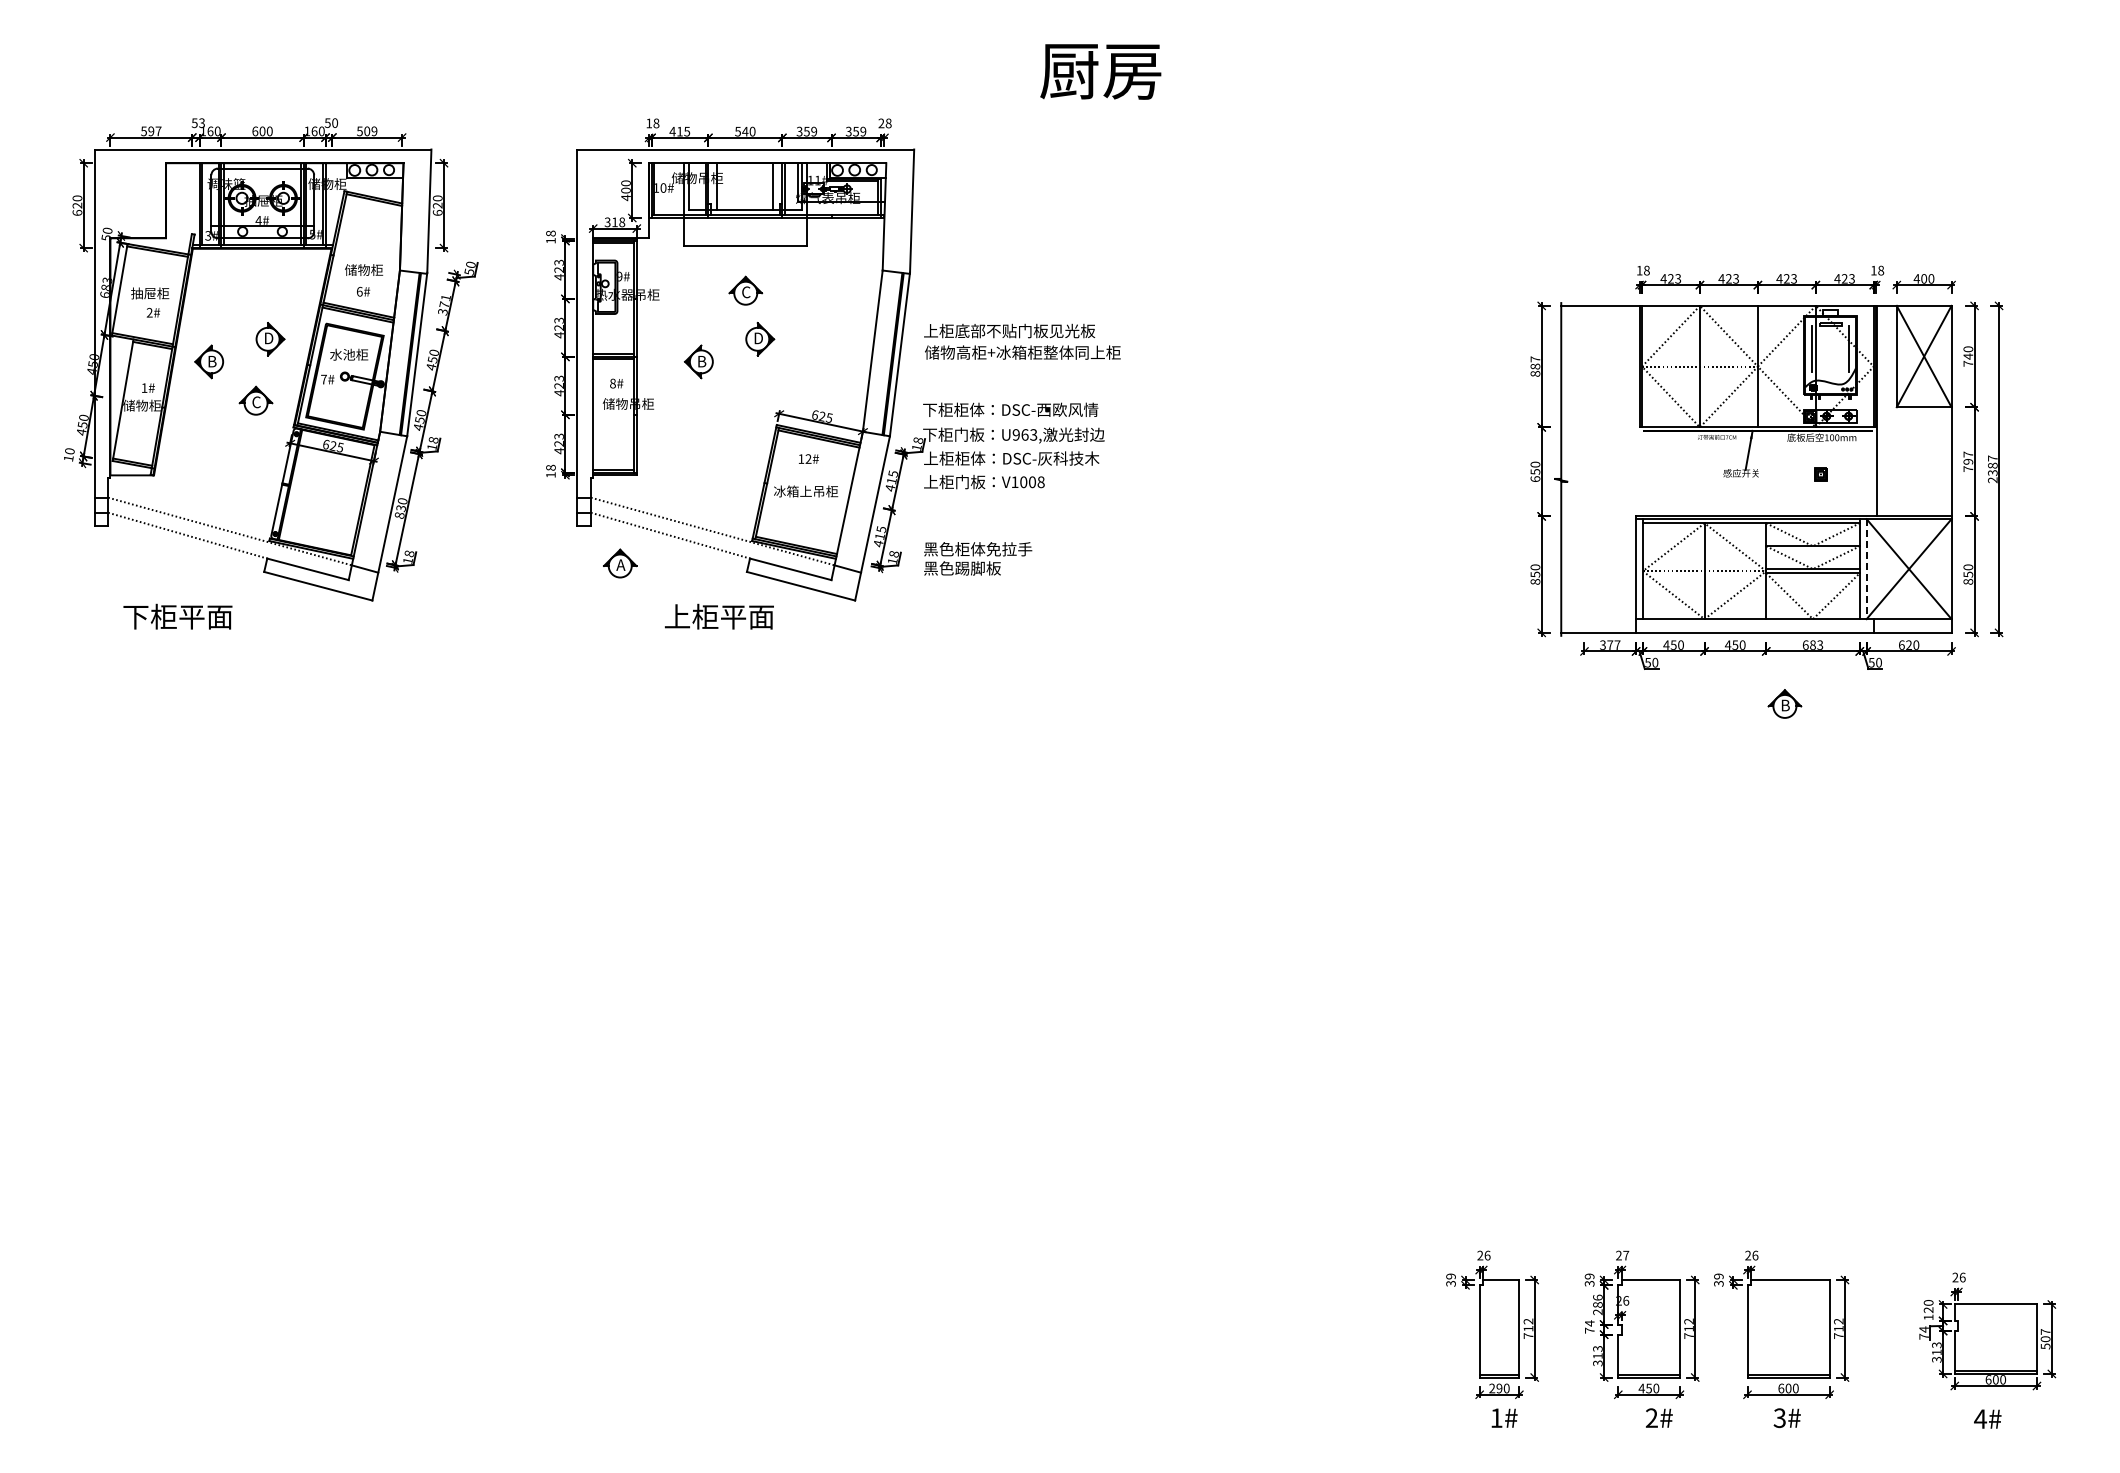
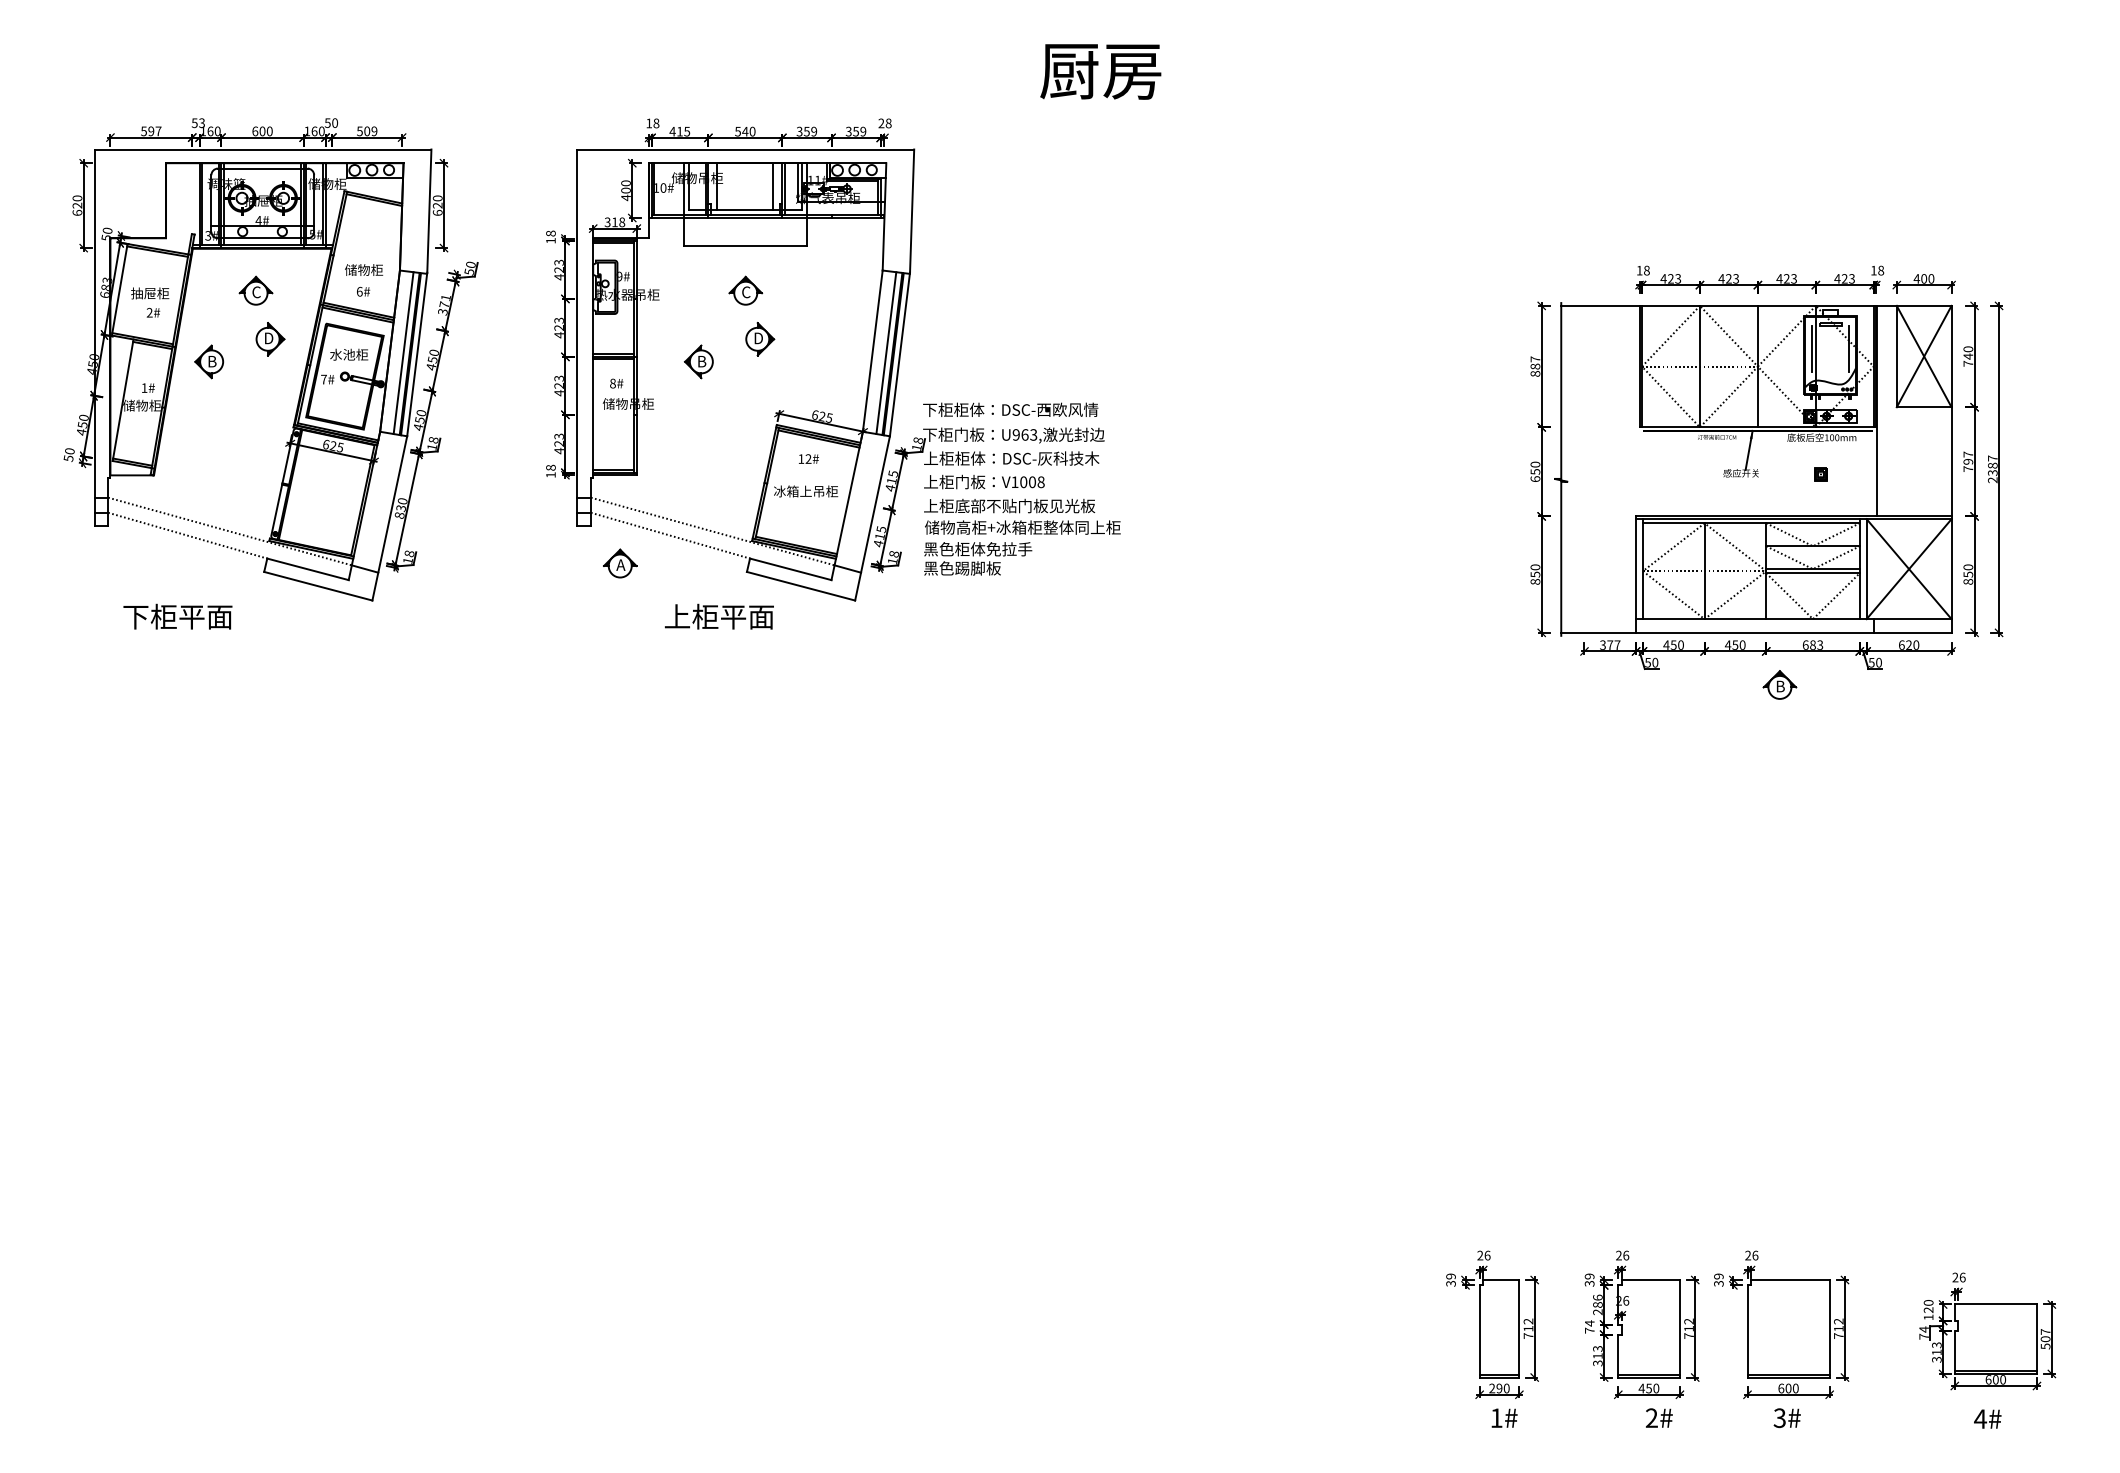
text position: (1022, 341) -> (1022, 516) (1022, 516)
line: none -> present (403, 353)
line: none -> present (886, 353)
part position: (255, 400) -> (255, 290) (255, 290)
text: 10 -> 50 (68, 458)
line: dashed -> solid (1866, 569)
part position: (1784, 703) -> (1779, 684) (1779, 684)
text: 27 -> 26 (1626, 1255)
